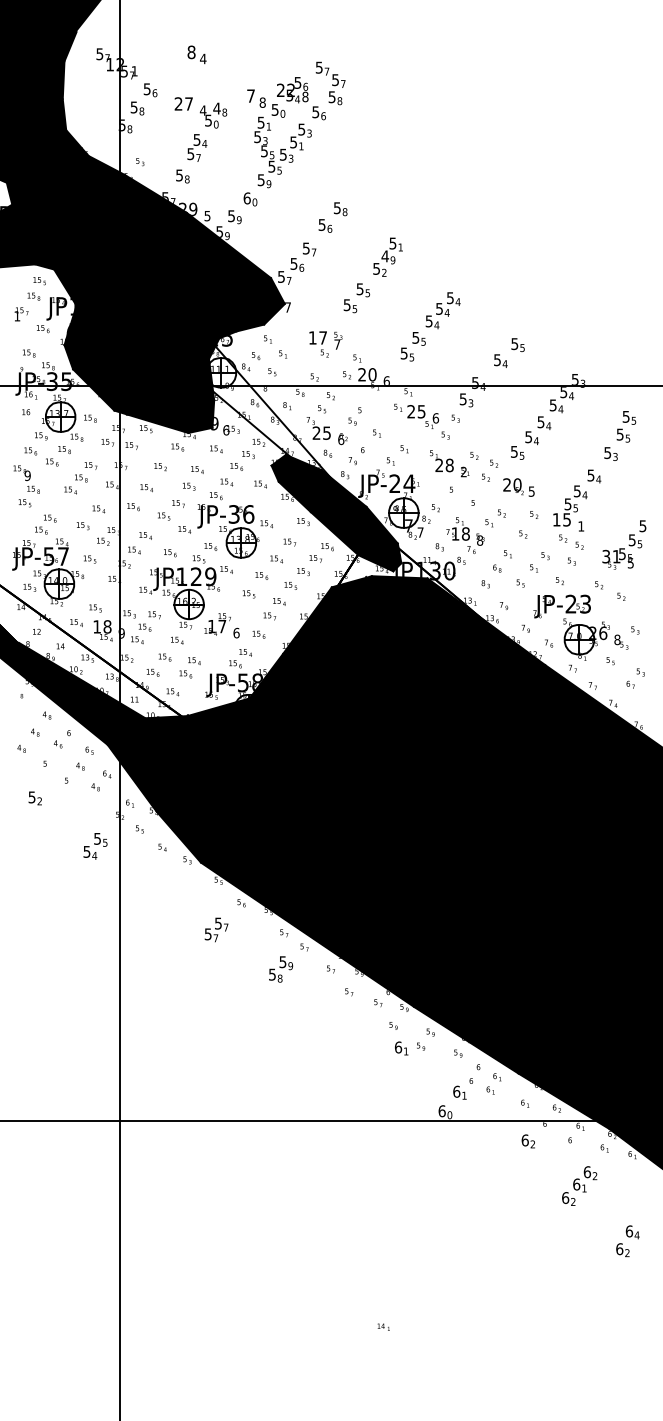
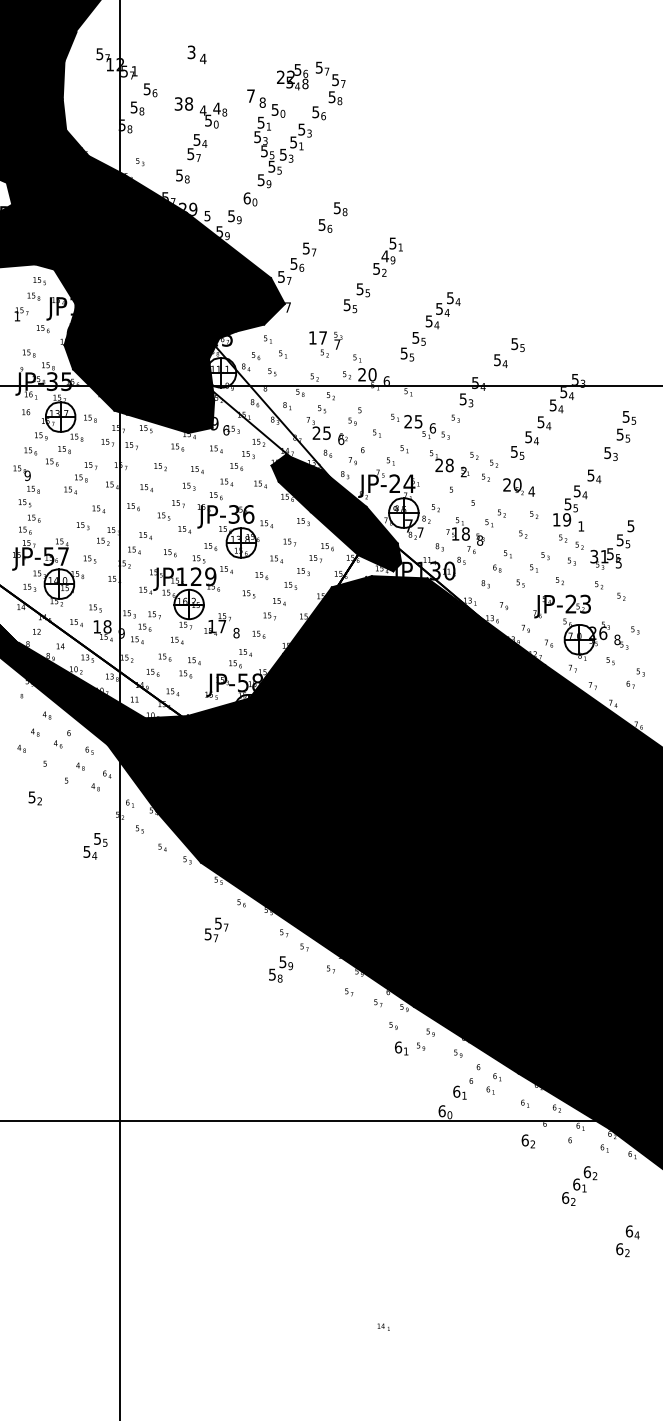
text: 8 -> 3 (191, 52)
text position: (292, 90) -> (292, 77) (292, 77)
text: 27 -> 38 (183, 103)
text position: (416, 415) -> (413, 425) (413, 425)
text: 5 -> 4 (531, 491)
text: 15 -> 19 (567, 519)
text position: (45, 524) -> (29, 524) (29, 524)
text position: (624, 544) -> (612, 544) (612, 544)
text: 6 -> 8 (236, 632)
